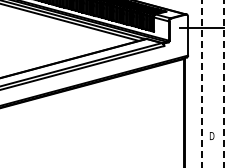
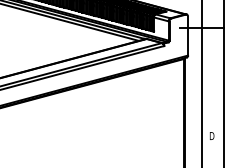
line: dashed -> solid (223, 83)
line: dashed -> solid (201, 84)
